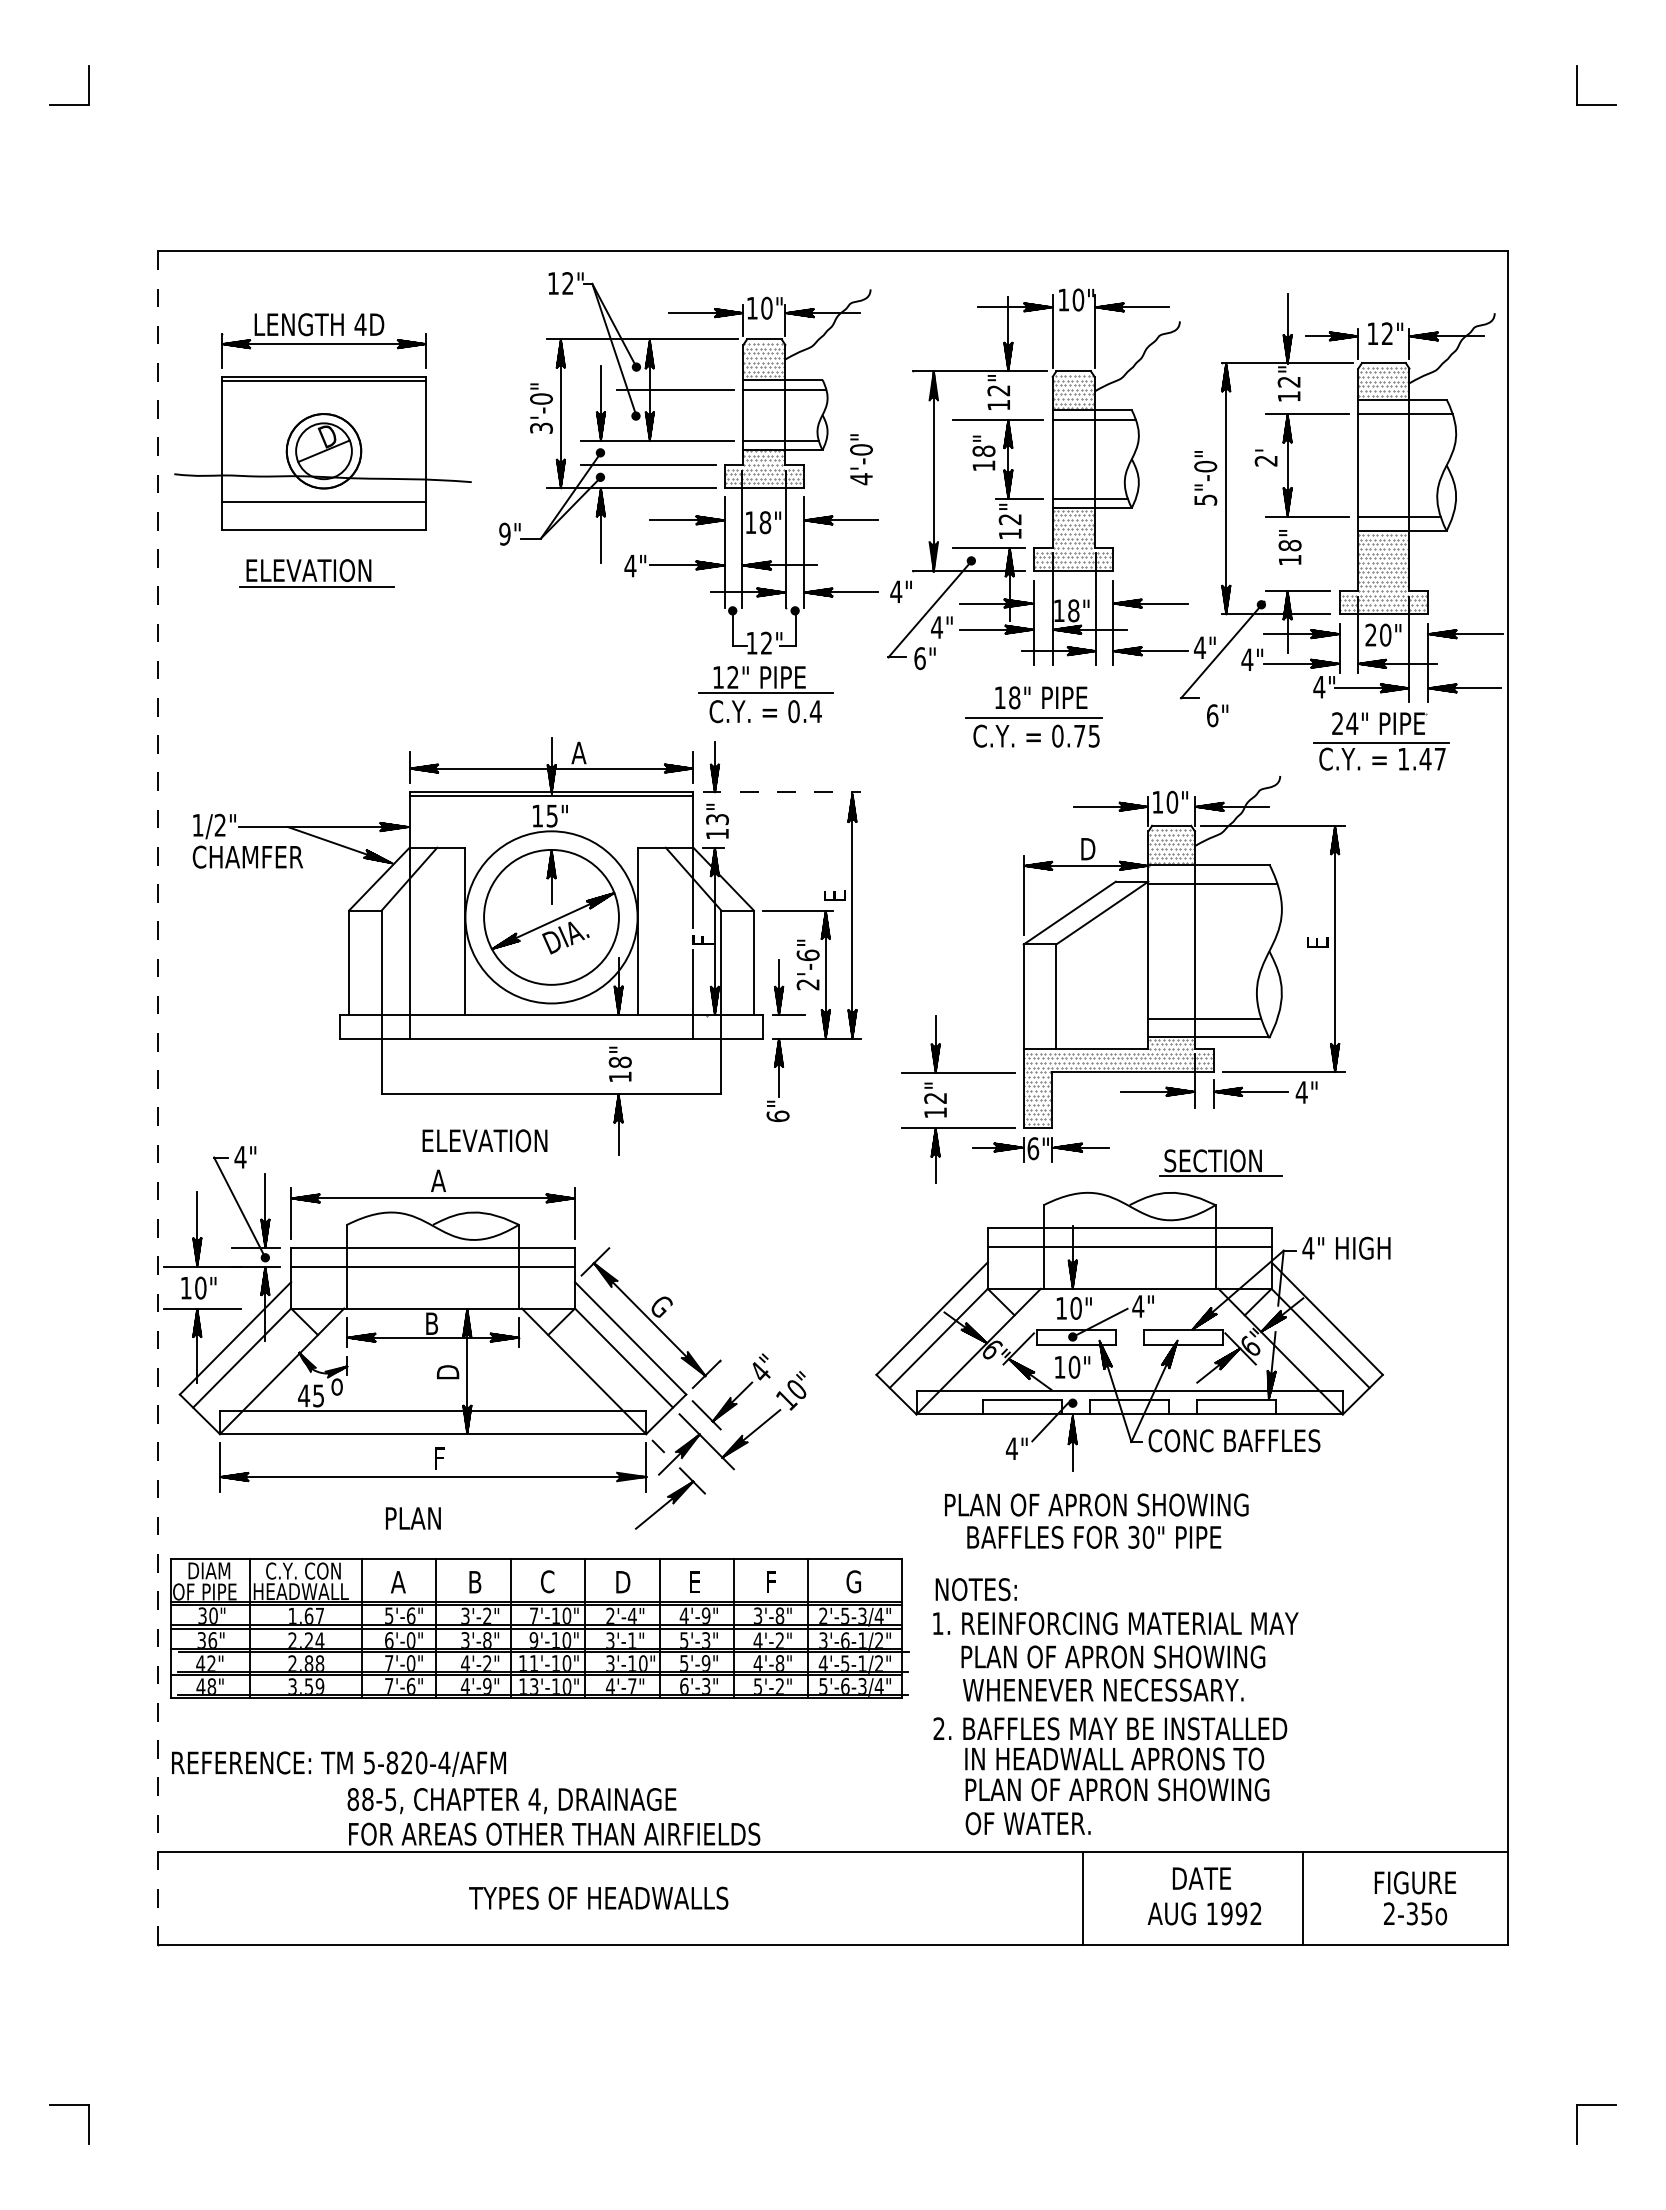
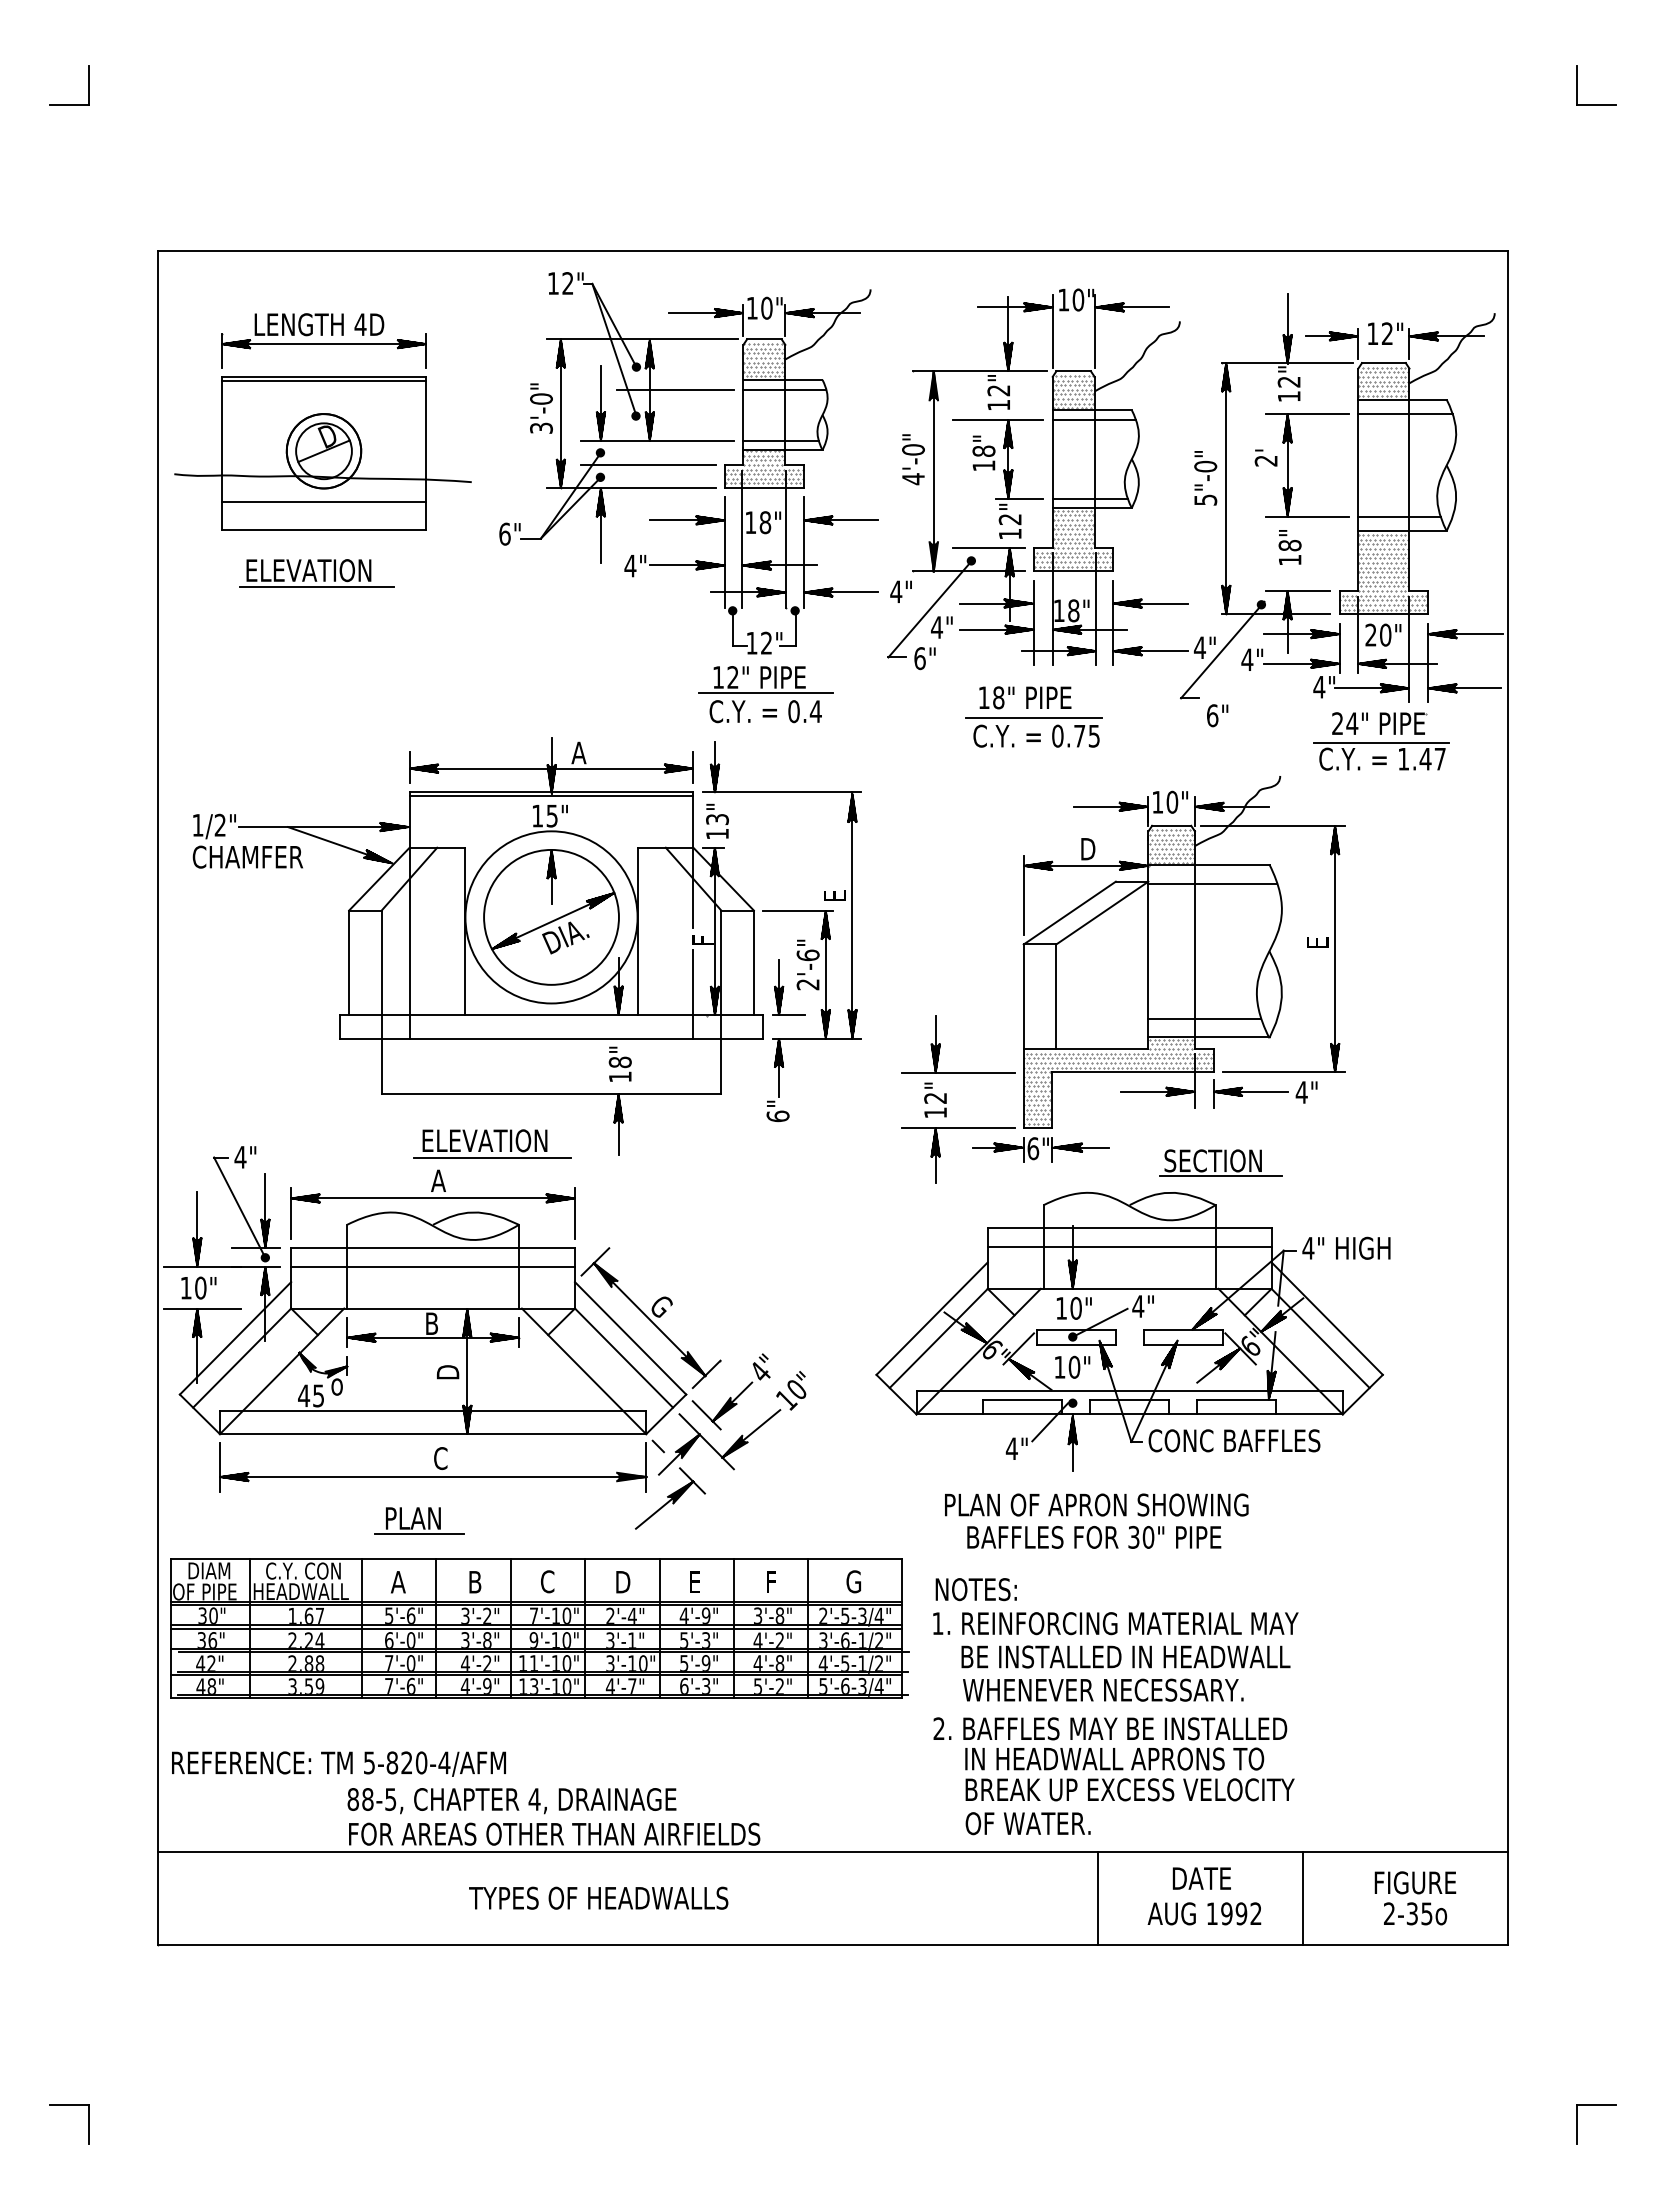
text position: (861, 459) -> (913, 459) (913, 459)
text: 9" -> 6" (504, 533)
text position: (1041, 697) -> (1025, 697) (1025, 697)
line: dashed -> solid (782, 791)
line: dashed -> solid (158, 1098)
line: none -> present (492, 1157)
text: F -> C (440, 1458)
line: none -> present (419, 1534)
text: PLAN OF APRON SHOWING -> BE INSTALLED IN HEADWALL (1126, 1656)
text: PLAN OF APRON SHOWING -> BREAK UP EXCESS VELOCITY (1131, 1789)
line position: (1083, 1897) -> (1098, 1897) (1098, 1897)
